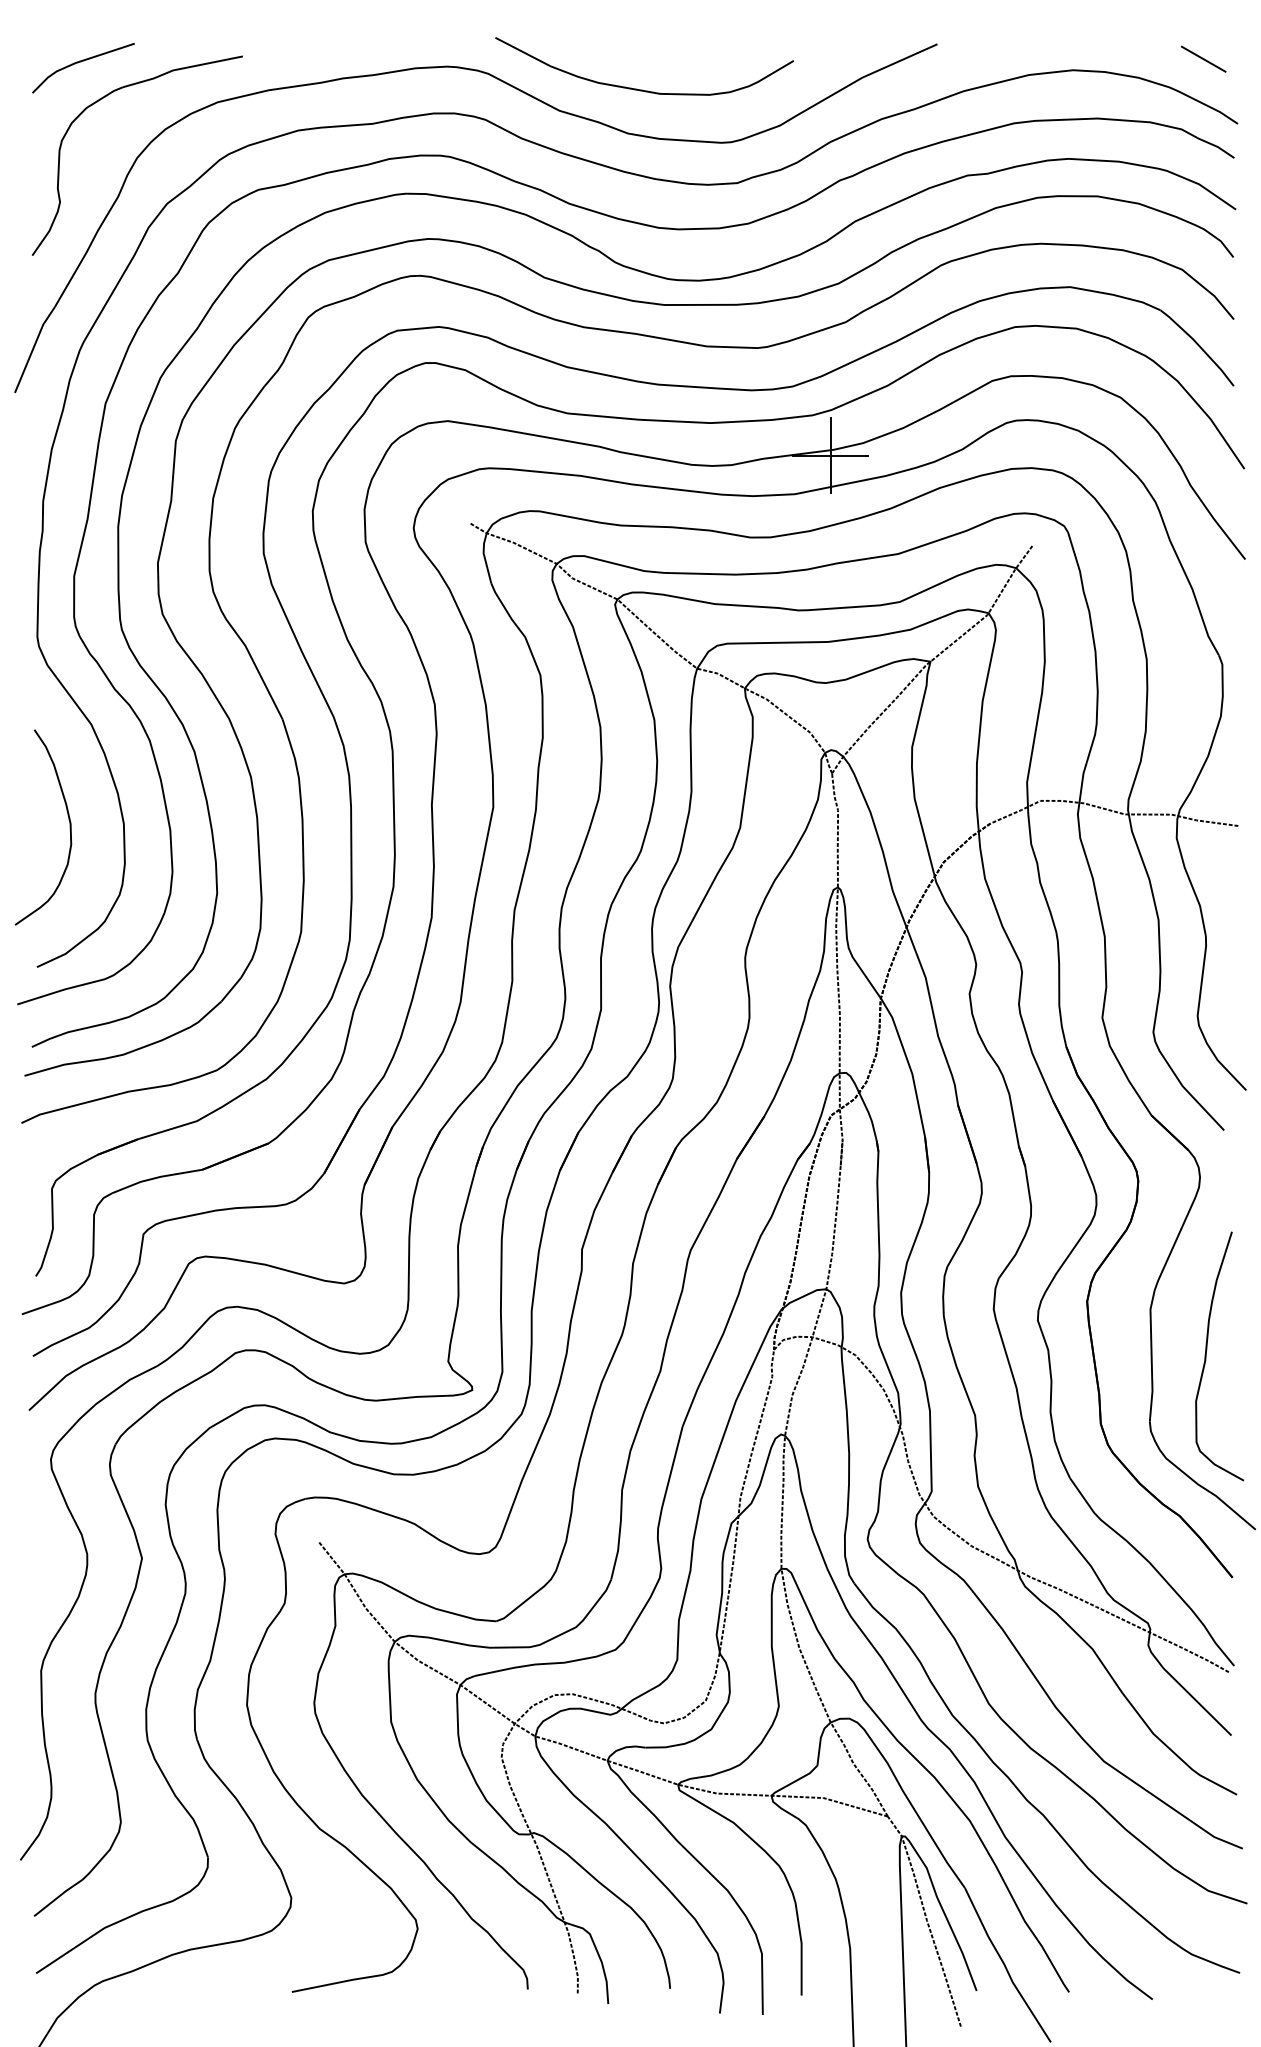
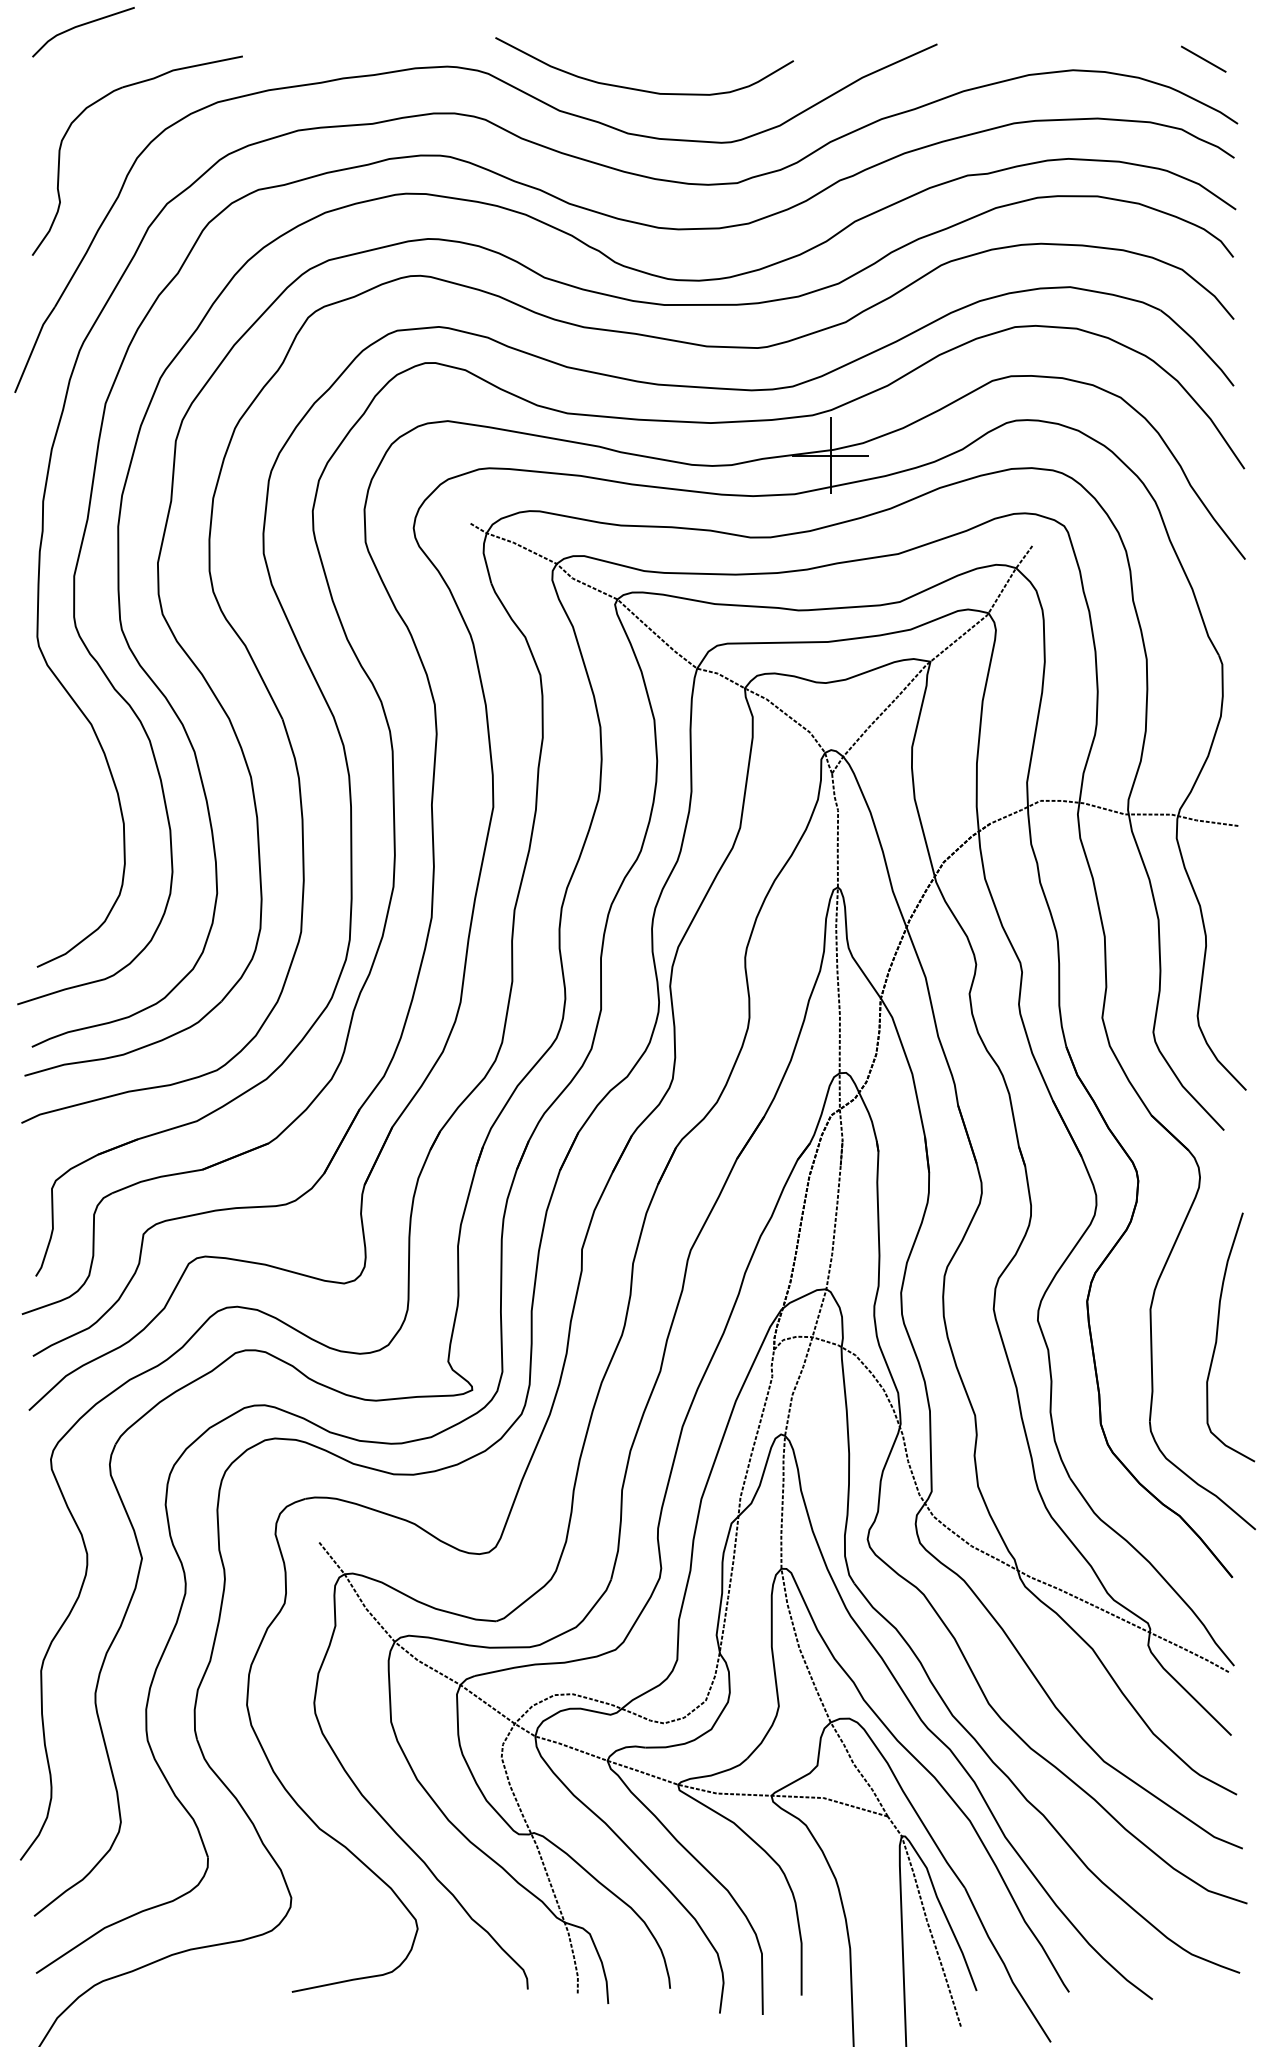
line position: (81, 62) -> (81, 26) (81, 26)
curve: present -> none (68, 820)
curve position: (1206, 1356) -> (1217, 1337) (1217, 1337)
